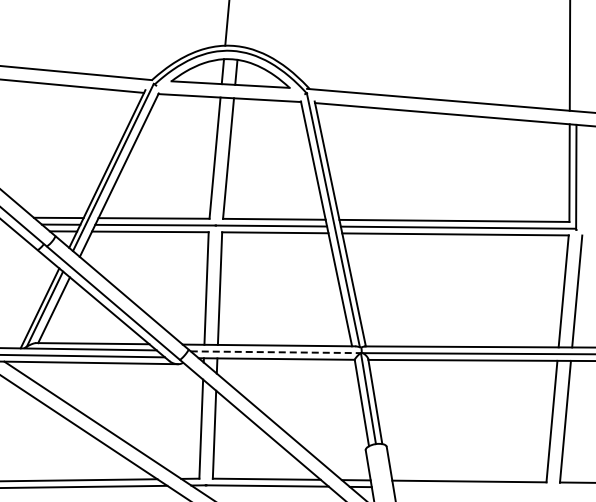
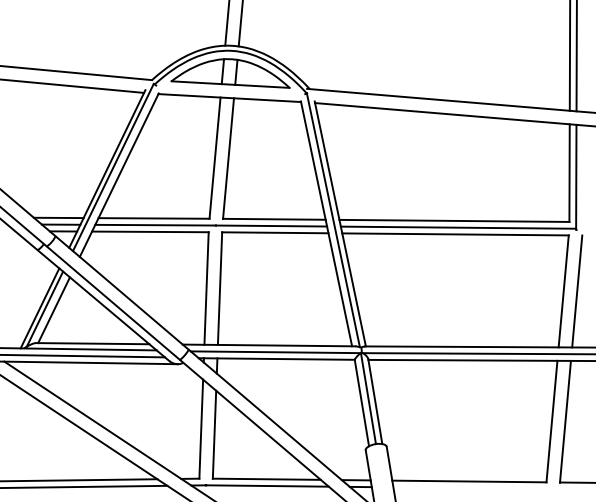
line: none -> present (240, 24)
line: none -> present (576, 56)
line: dashed -> solid (276, 352)
